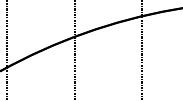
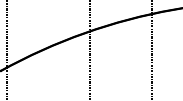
line position: (74, 49) -> (89, 49) (89, 49)
line position: (141, 49) -> (151, 49) (151, 49)
